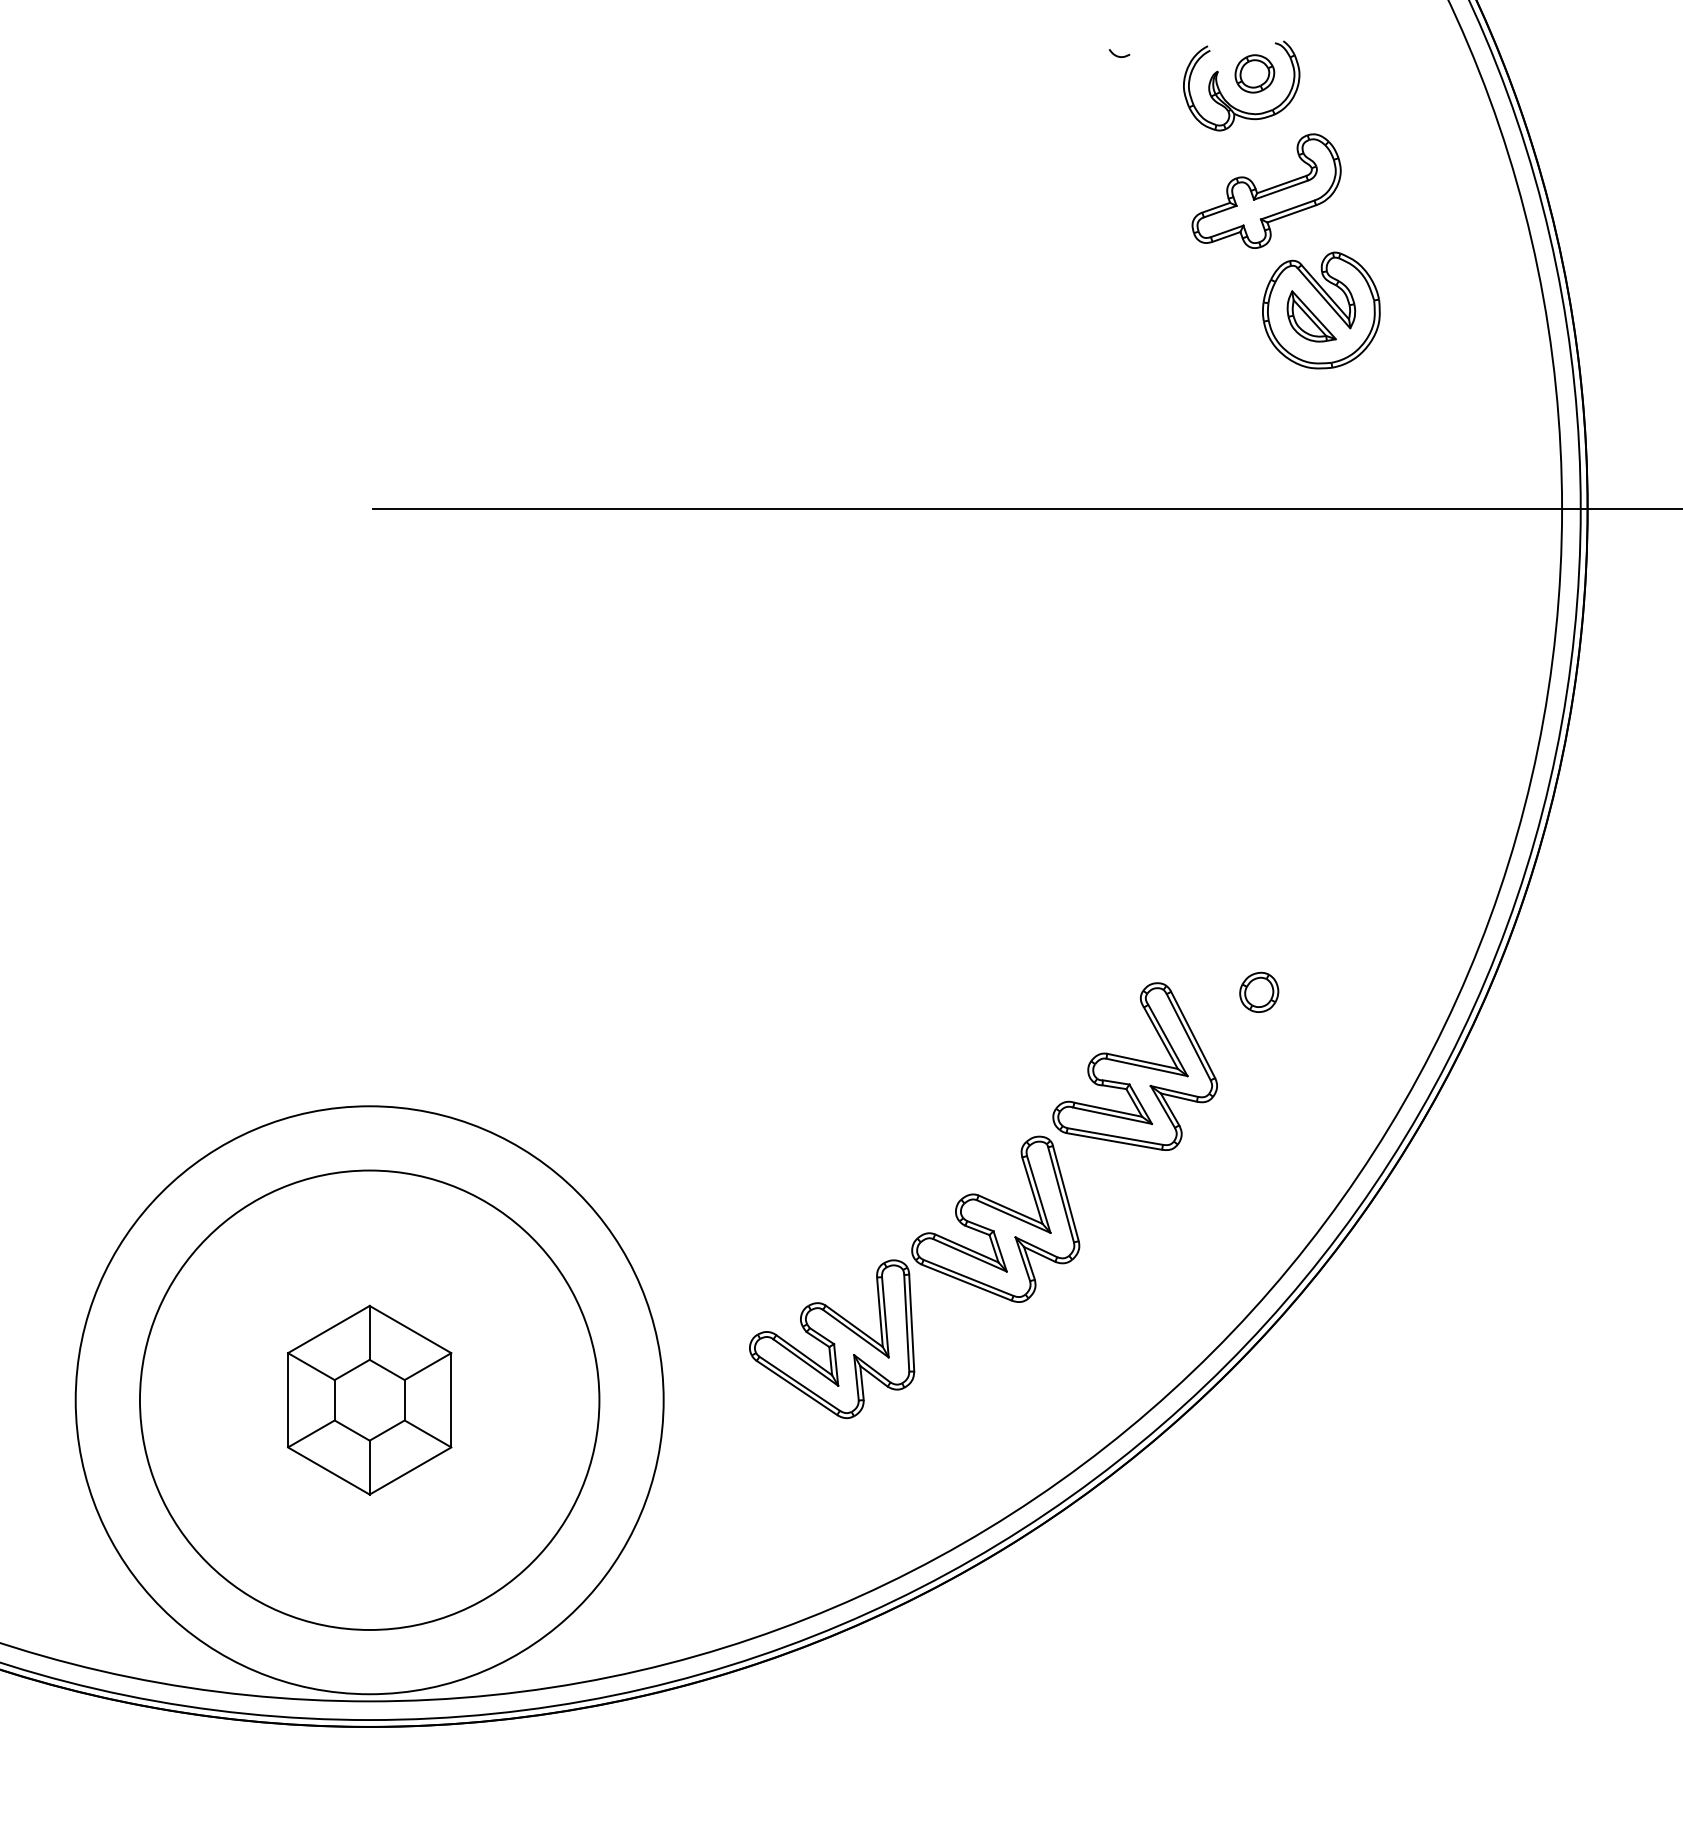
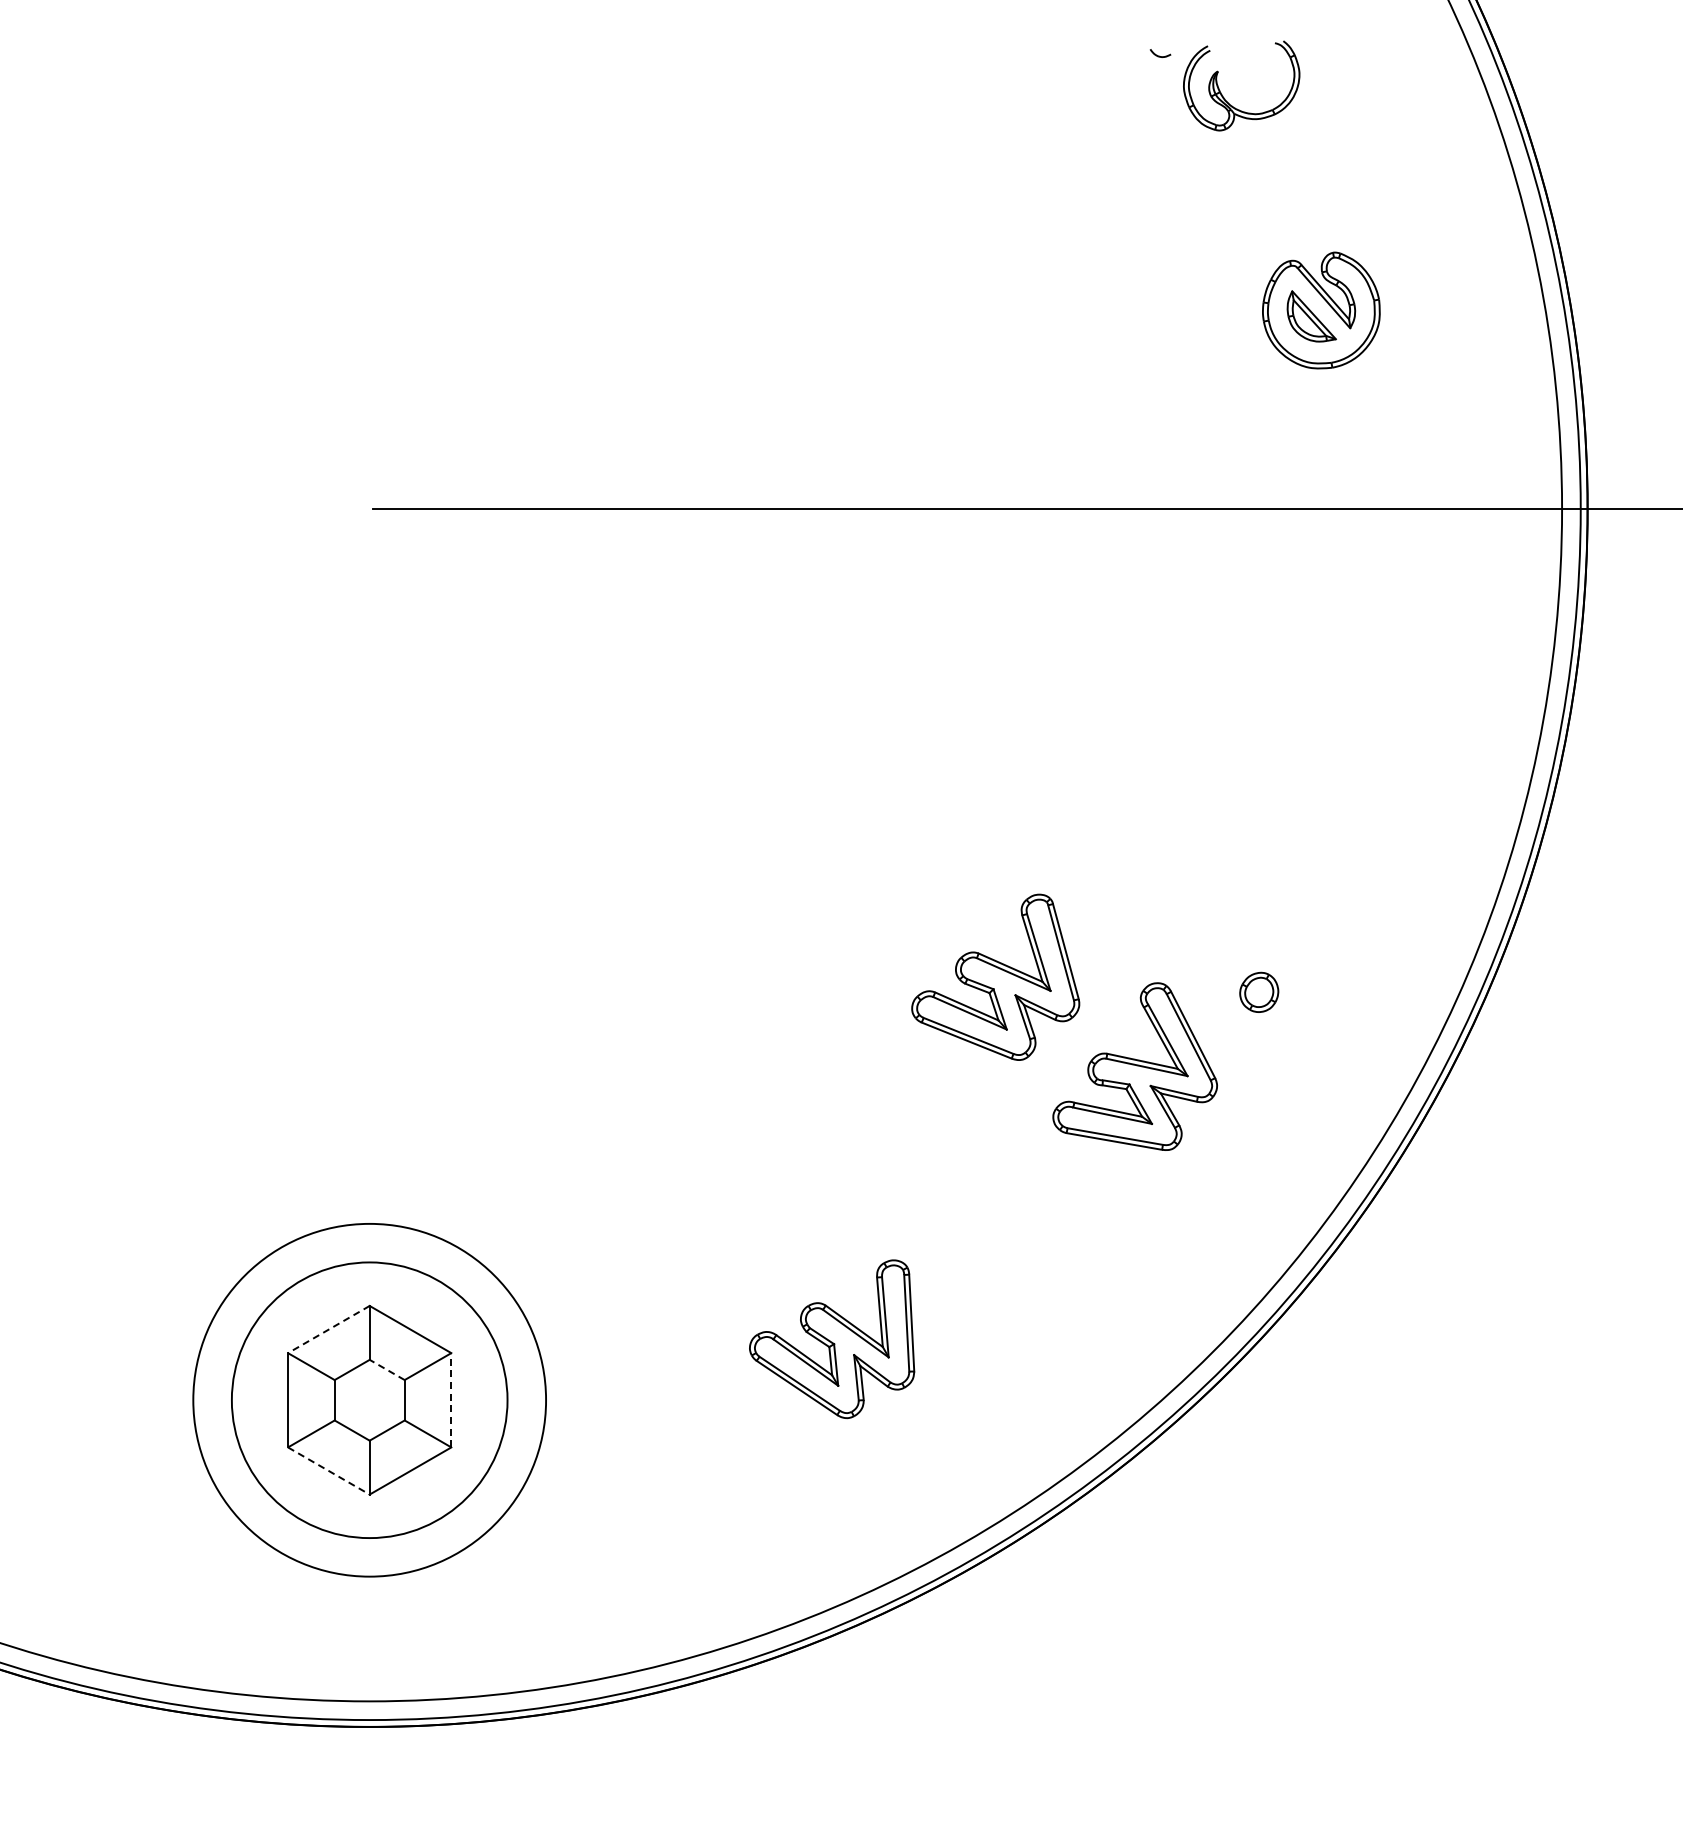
curve position: (1118, 55) -> (1159, 55) (1159, 55)
part: present -> none (1254, 73)
part: present -> none (1266, 190)
part position: (995, 1218) -> (995, 976) (995, 976)
line: solid -> dashed (328, 1329)
line: solid -> dashed (386, 1369)
circle diameter: 459 px -> 276 px (369, 1400)
line: solid -> dashed (451, 1399)
circle diameter: 588 px -> 353 px (369, 1399)
line: solid -> dashed (329, 1471)
